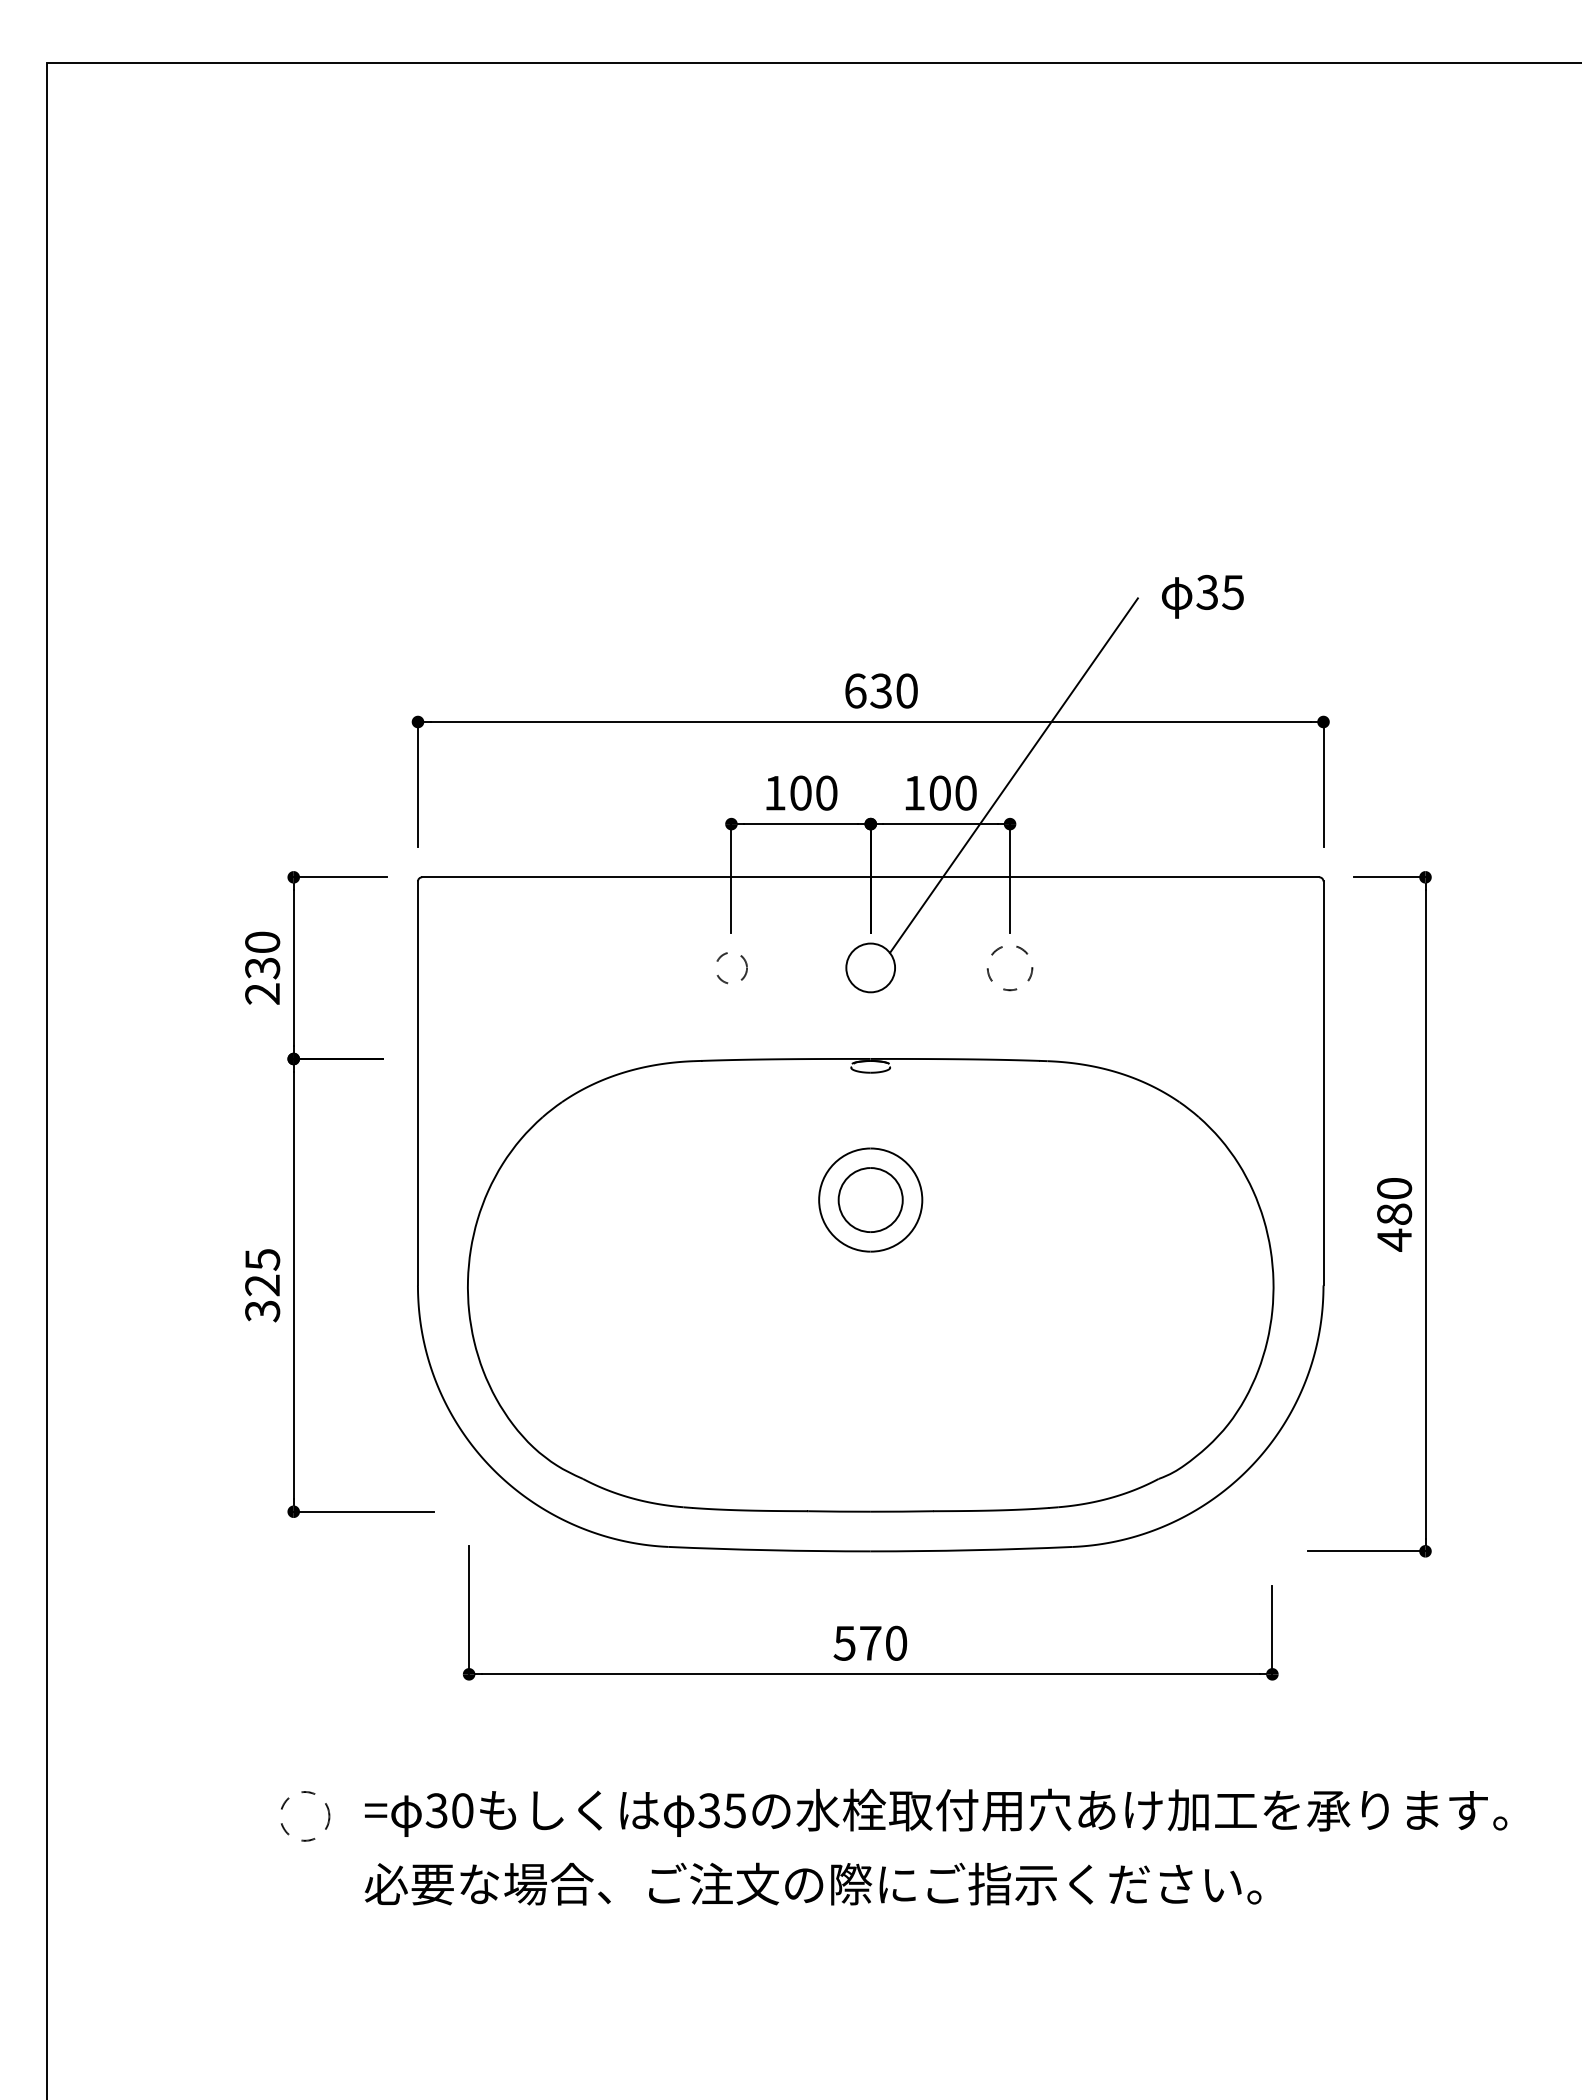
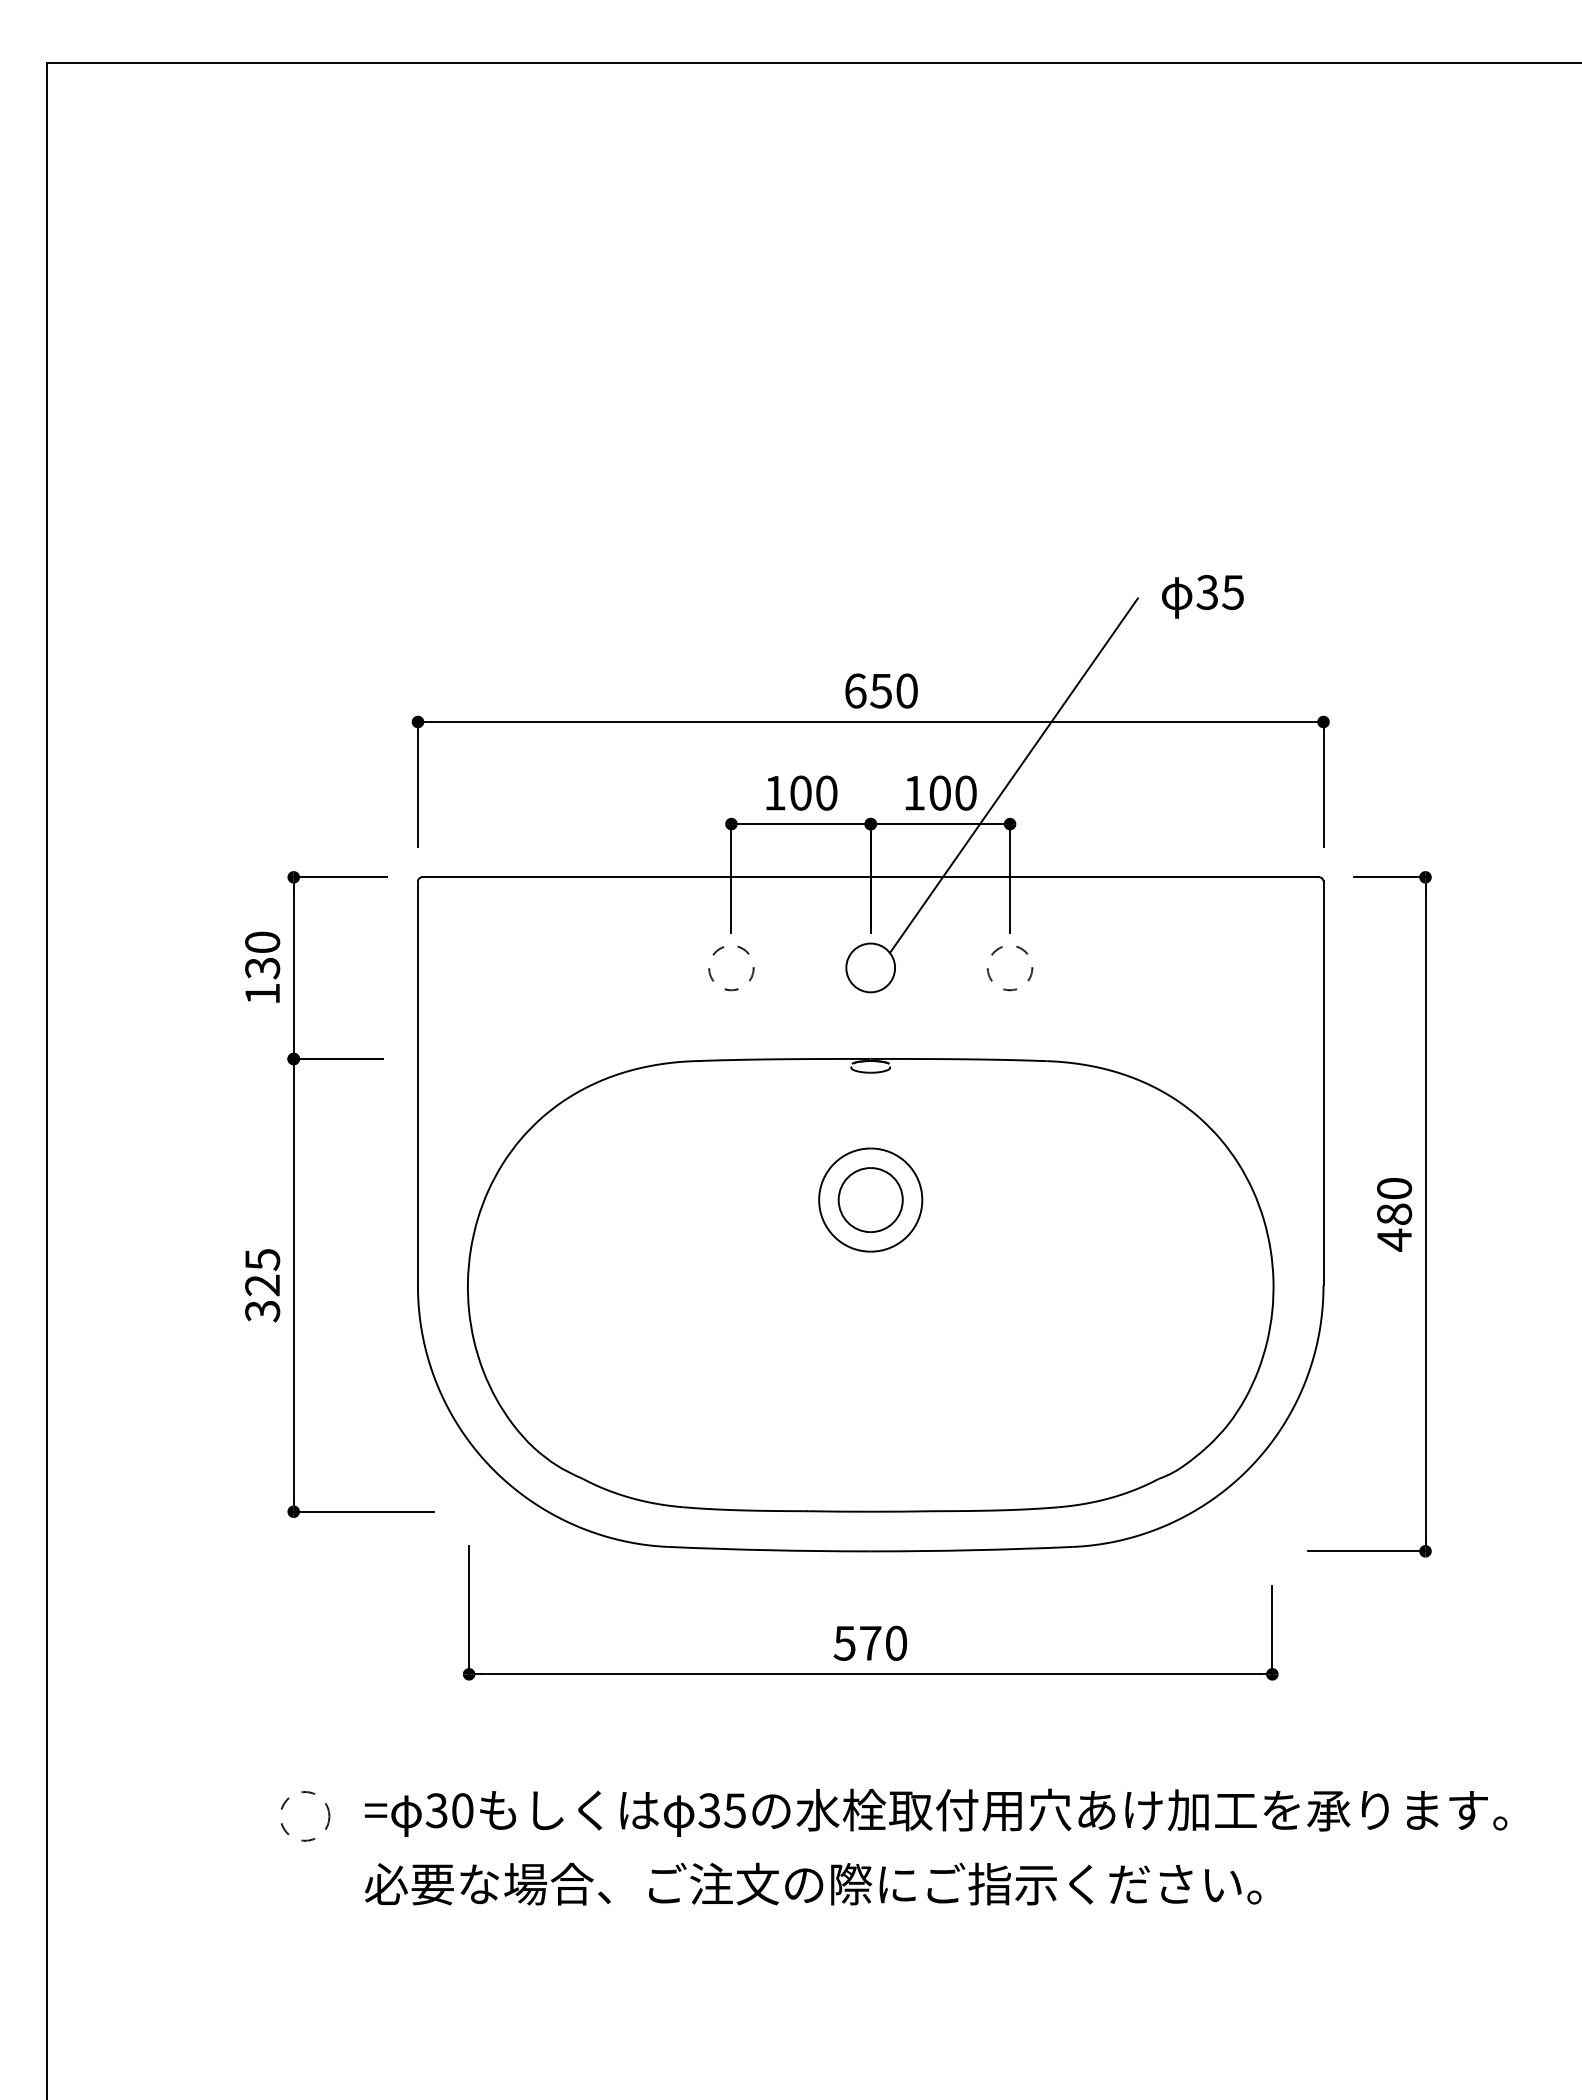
text: 630 -> 650 (880, 690)
circle size: 32x33 px -> 47x47 px (731, 968)
text: 230 -> 130 (262, 993)
